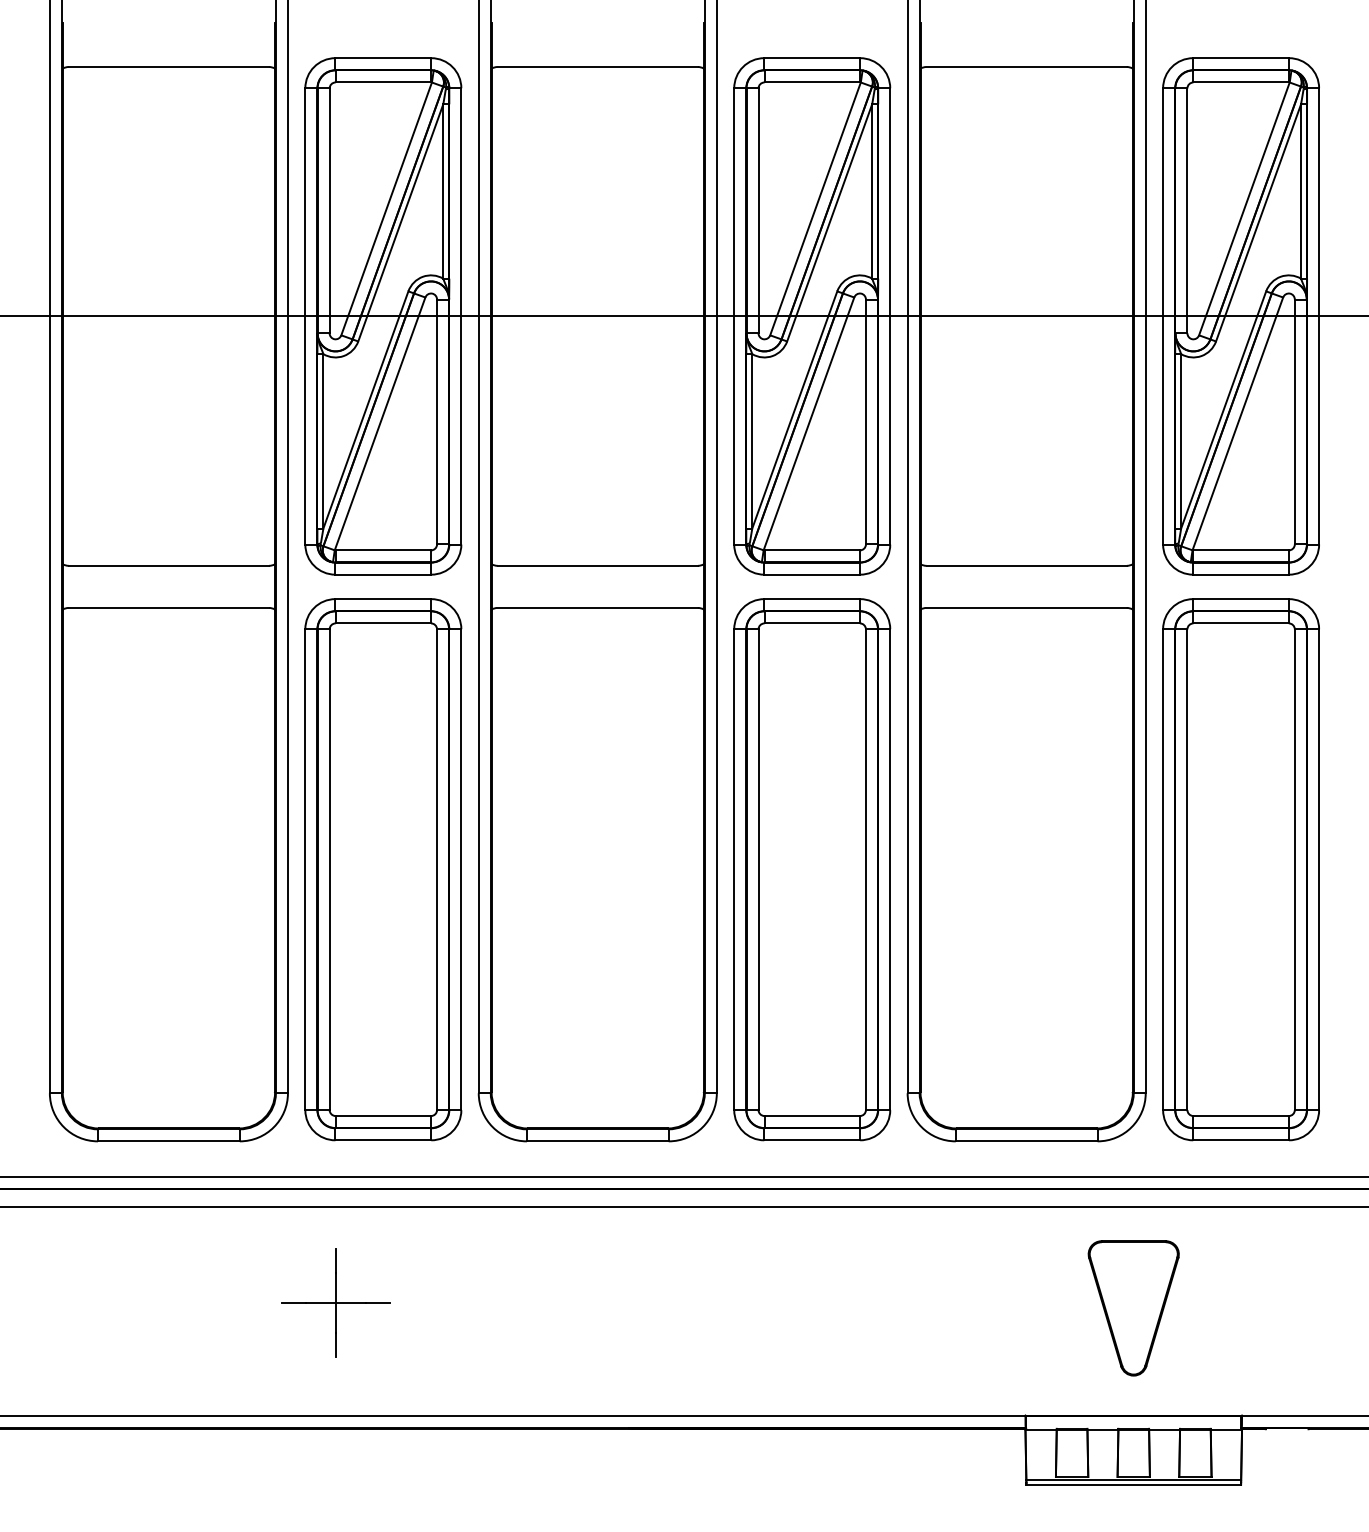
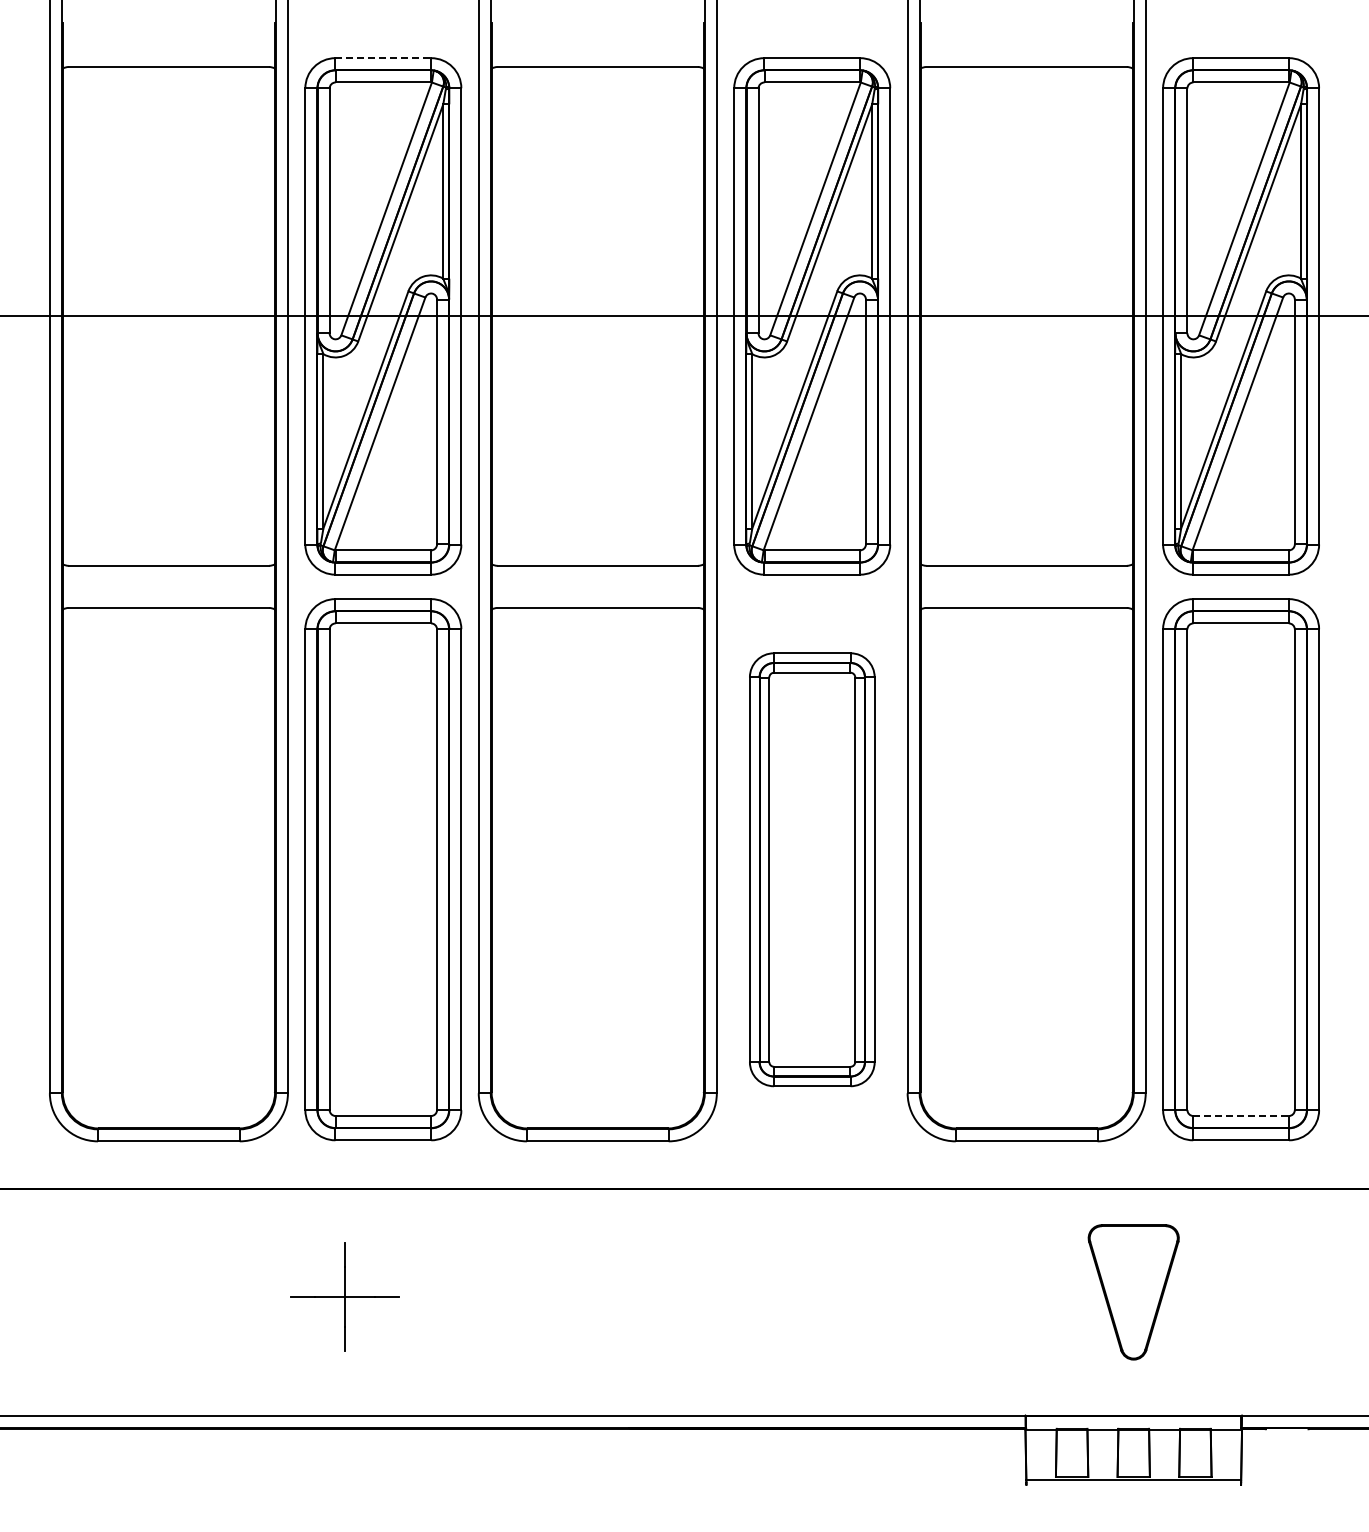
line: solid -> dashed (383, 58)
part size: 159x544 px -> 127x436 px (812, 869)
line: solid -> dashed (1241, 1116)
line: present -> none (683, 1176)
line: present -> none (683, 1207)
part position: (335, 1302) -> (344, 1296) (344, 1296)
part position: (1133, 1308) -> (1133, 1292) (1133, 1292)
line: present -> none (1133, 1484)
